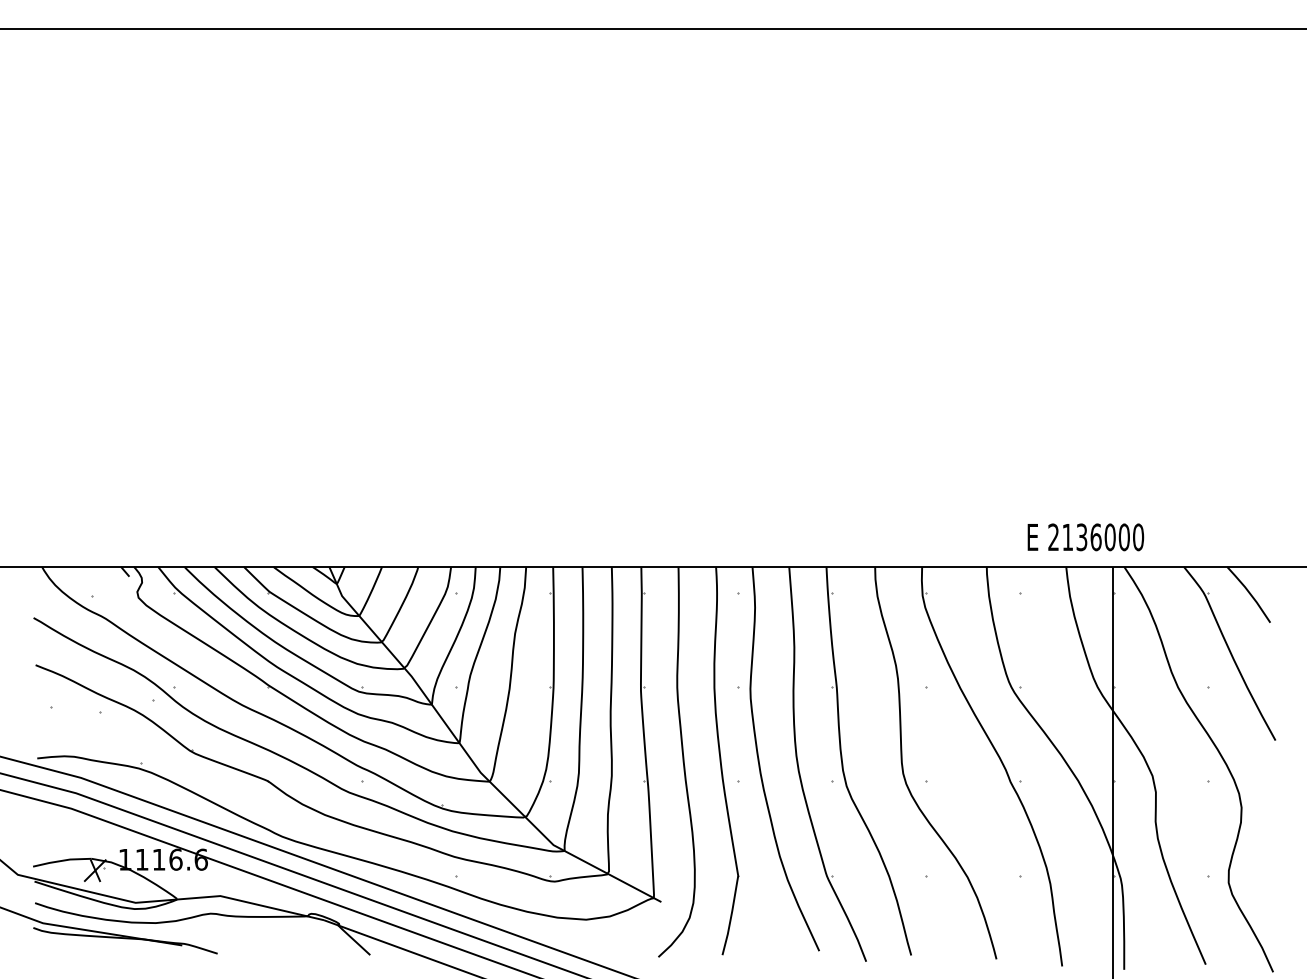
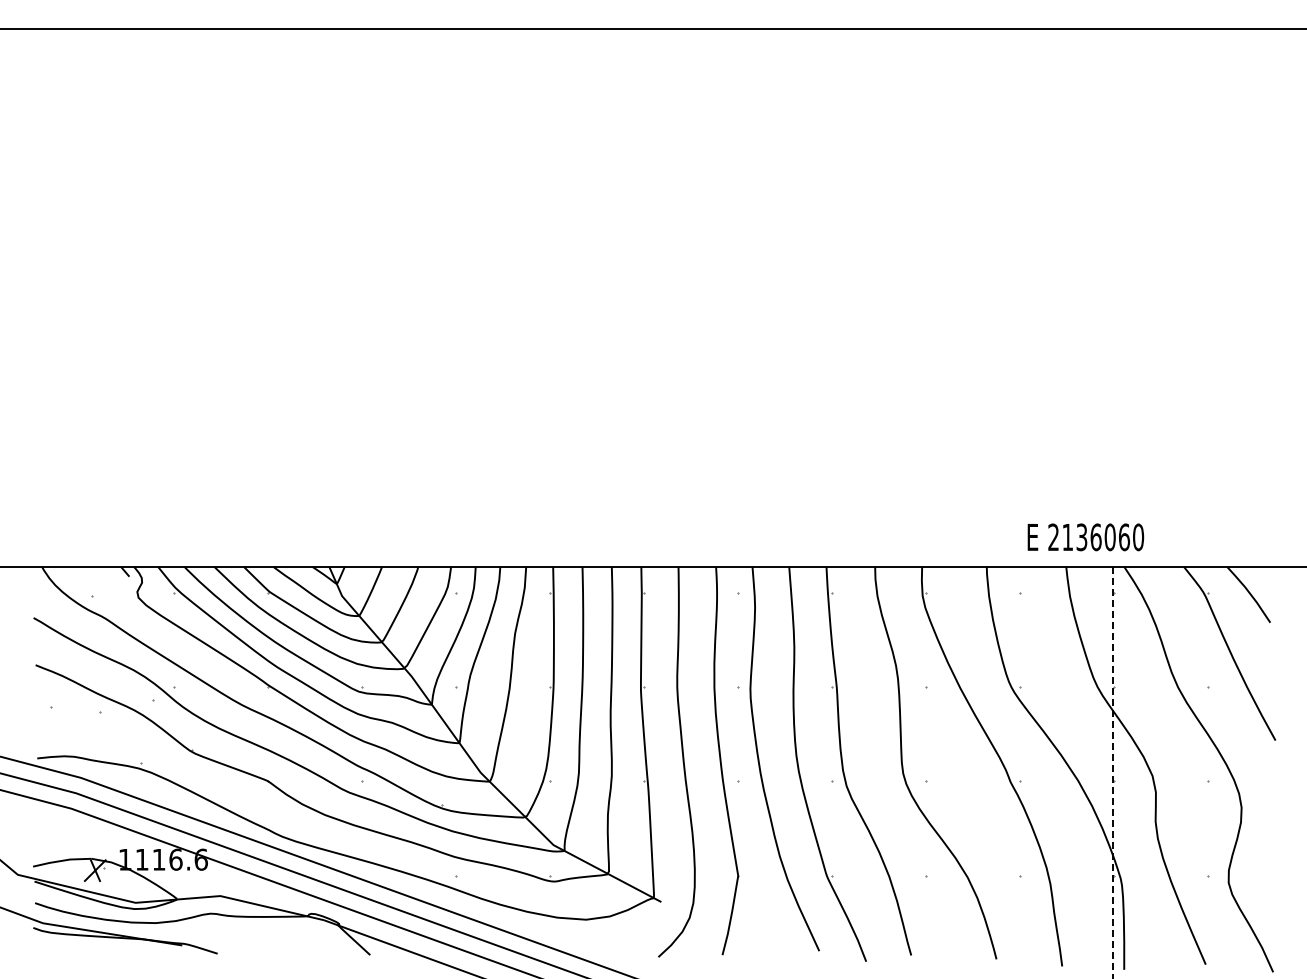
text: 2136000 -> 2136060 (1123, 536)
line: solid -> dashed (1113, 773)
